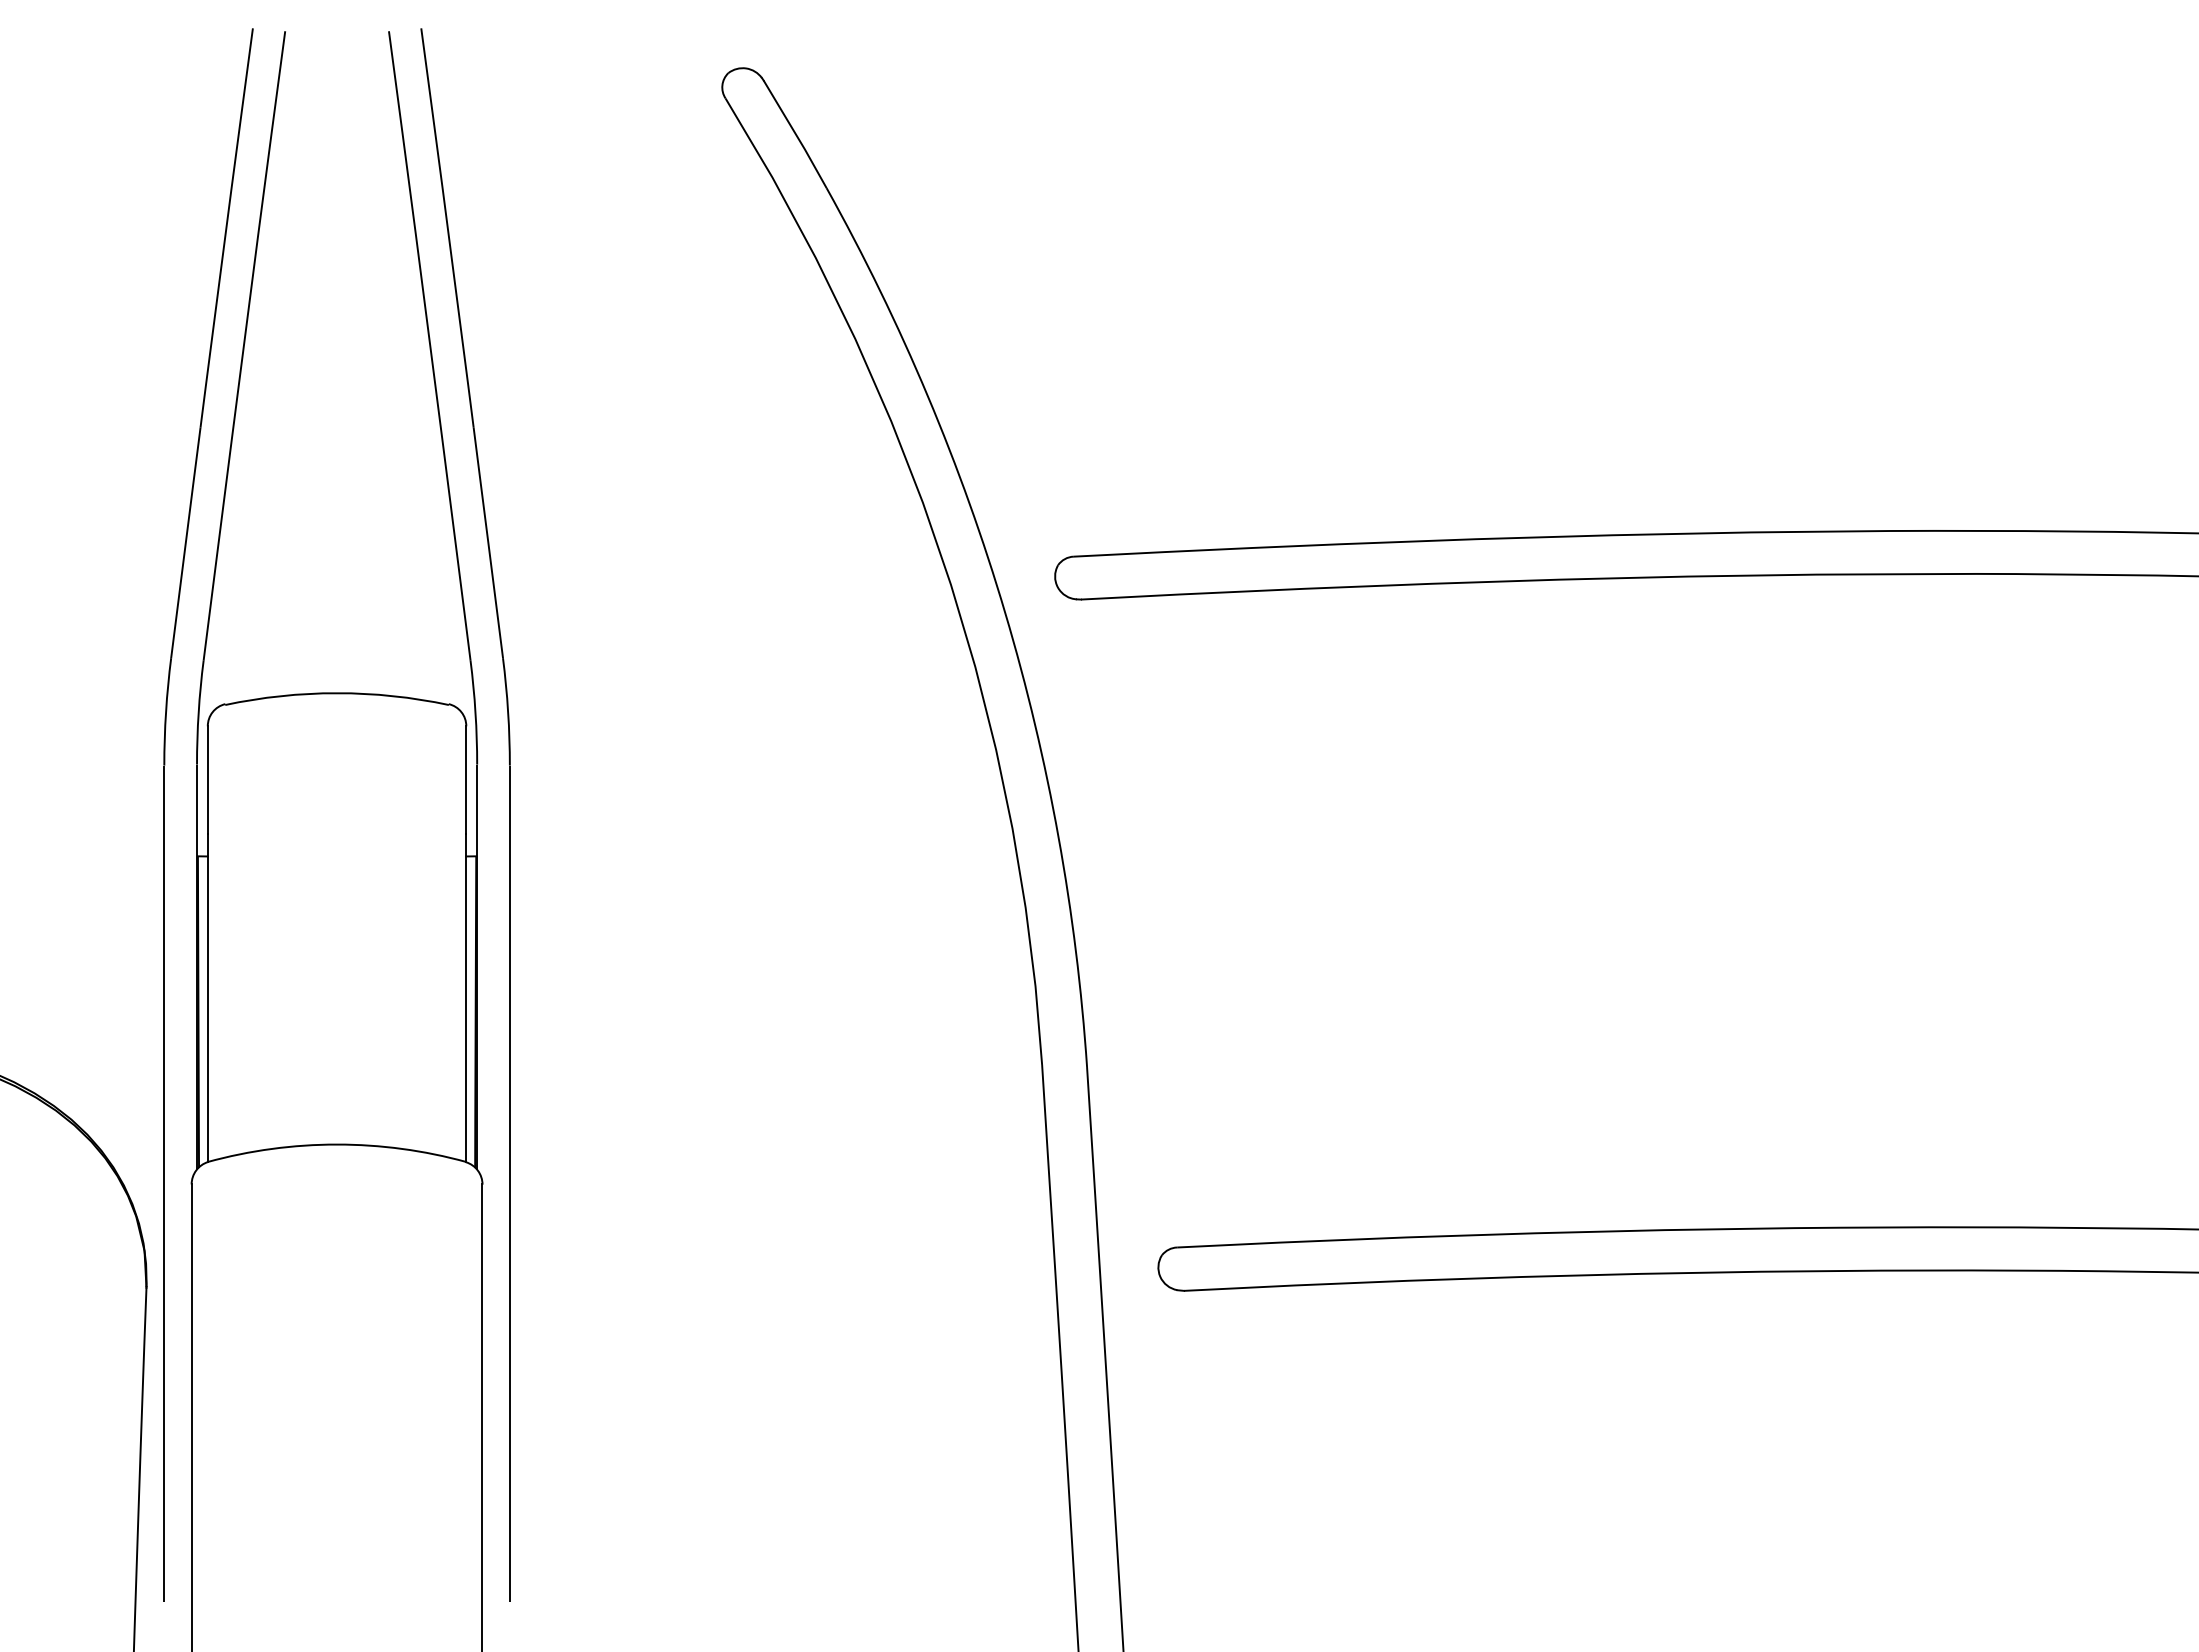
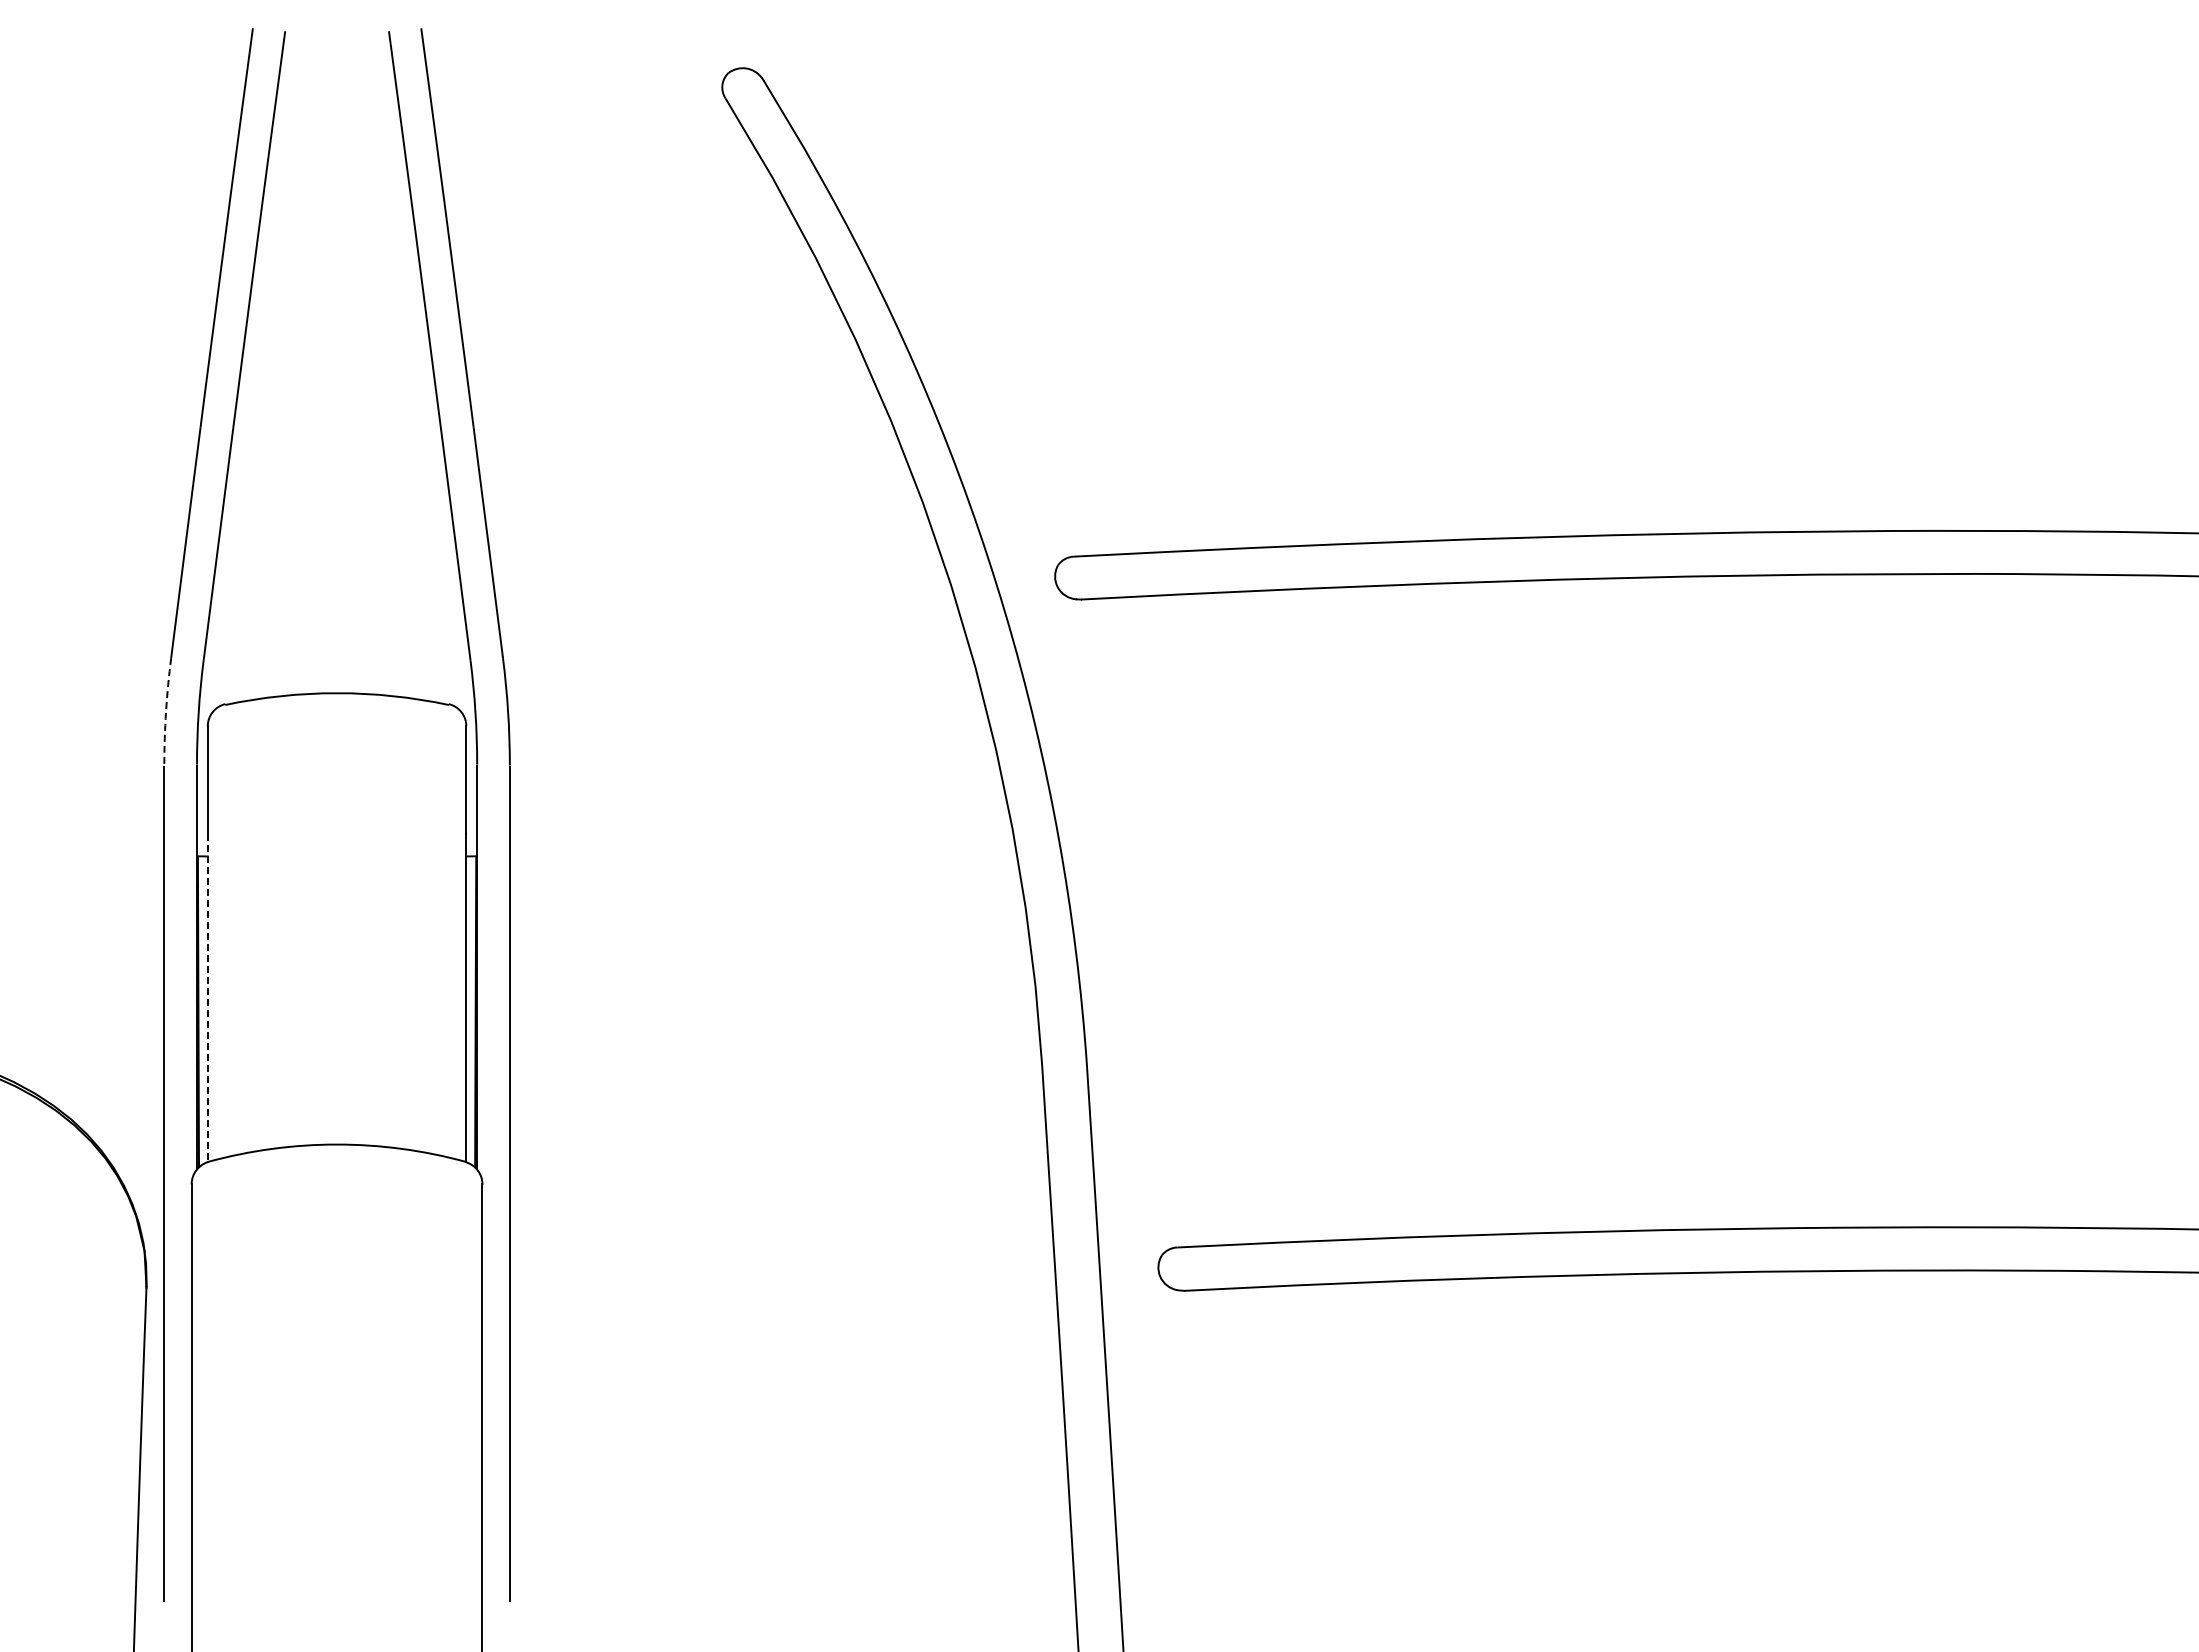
arc: solid -> dashed (166, 711)
line: solid -> dashed (207, 998)
